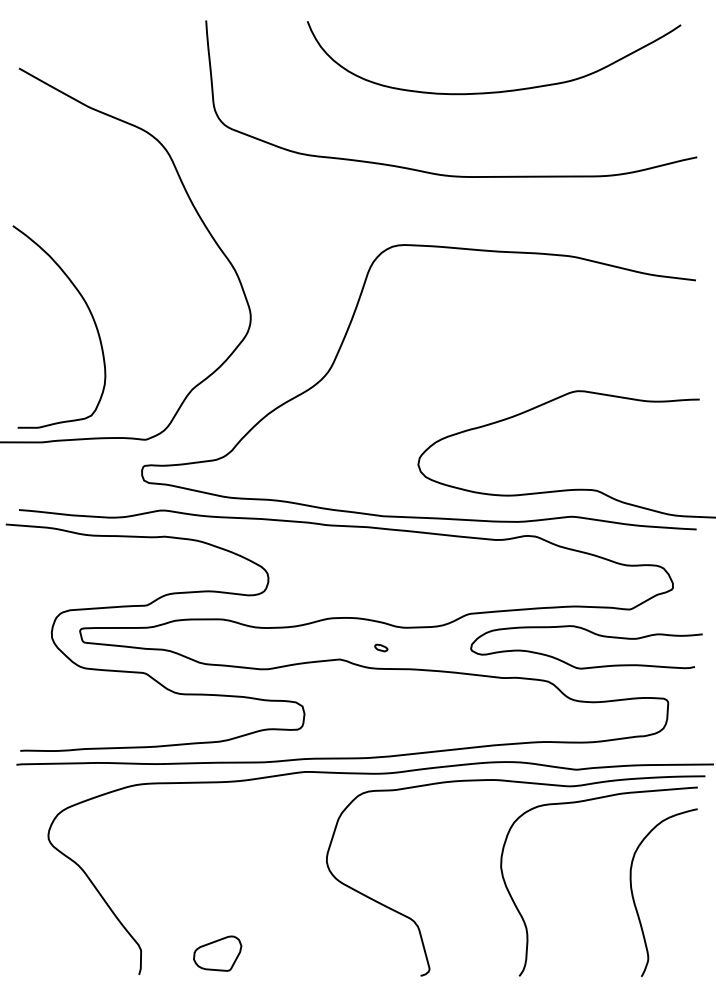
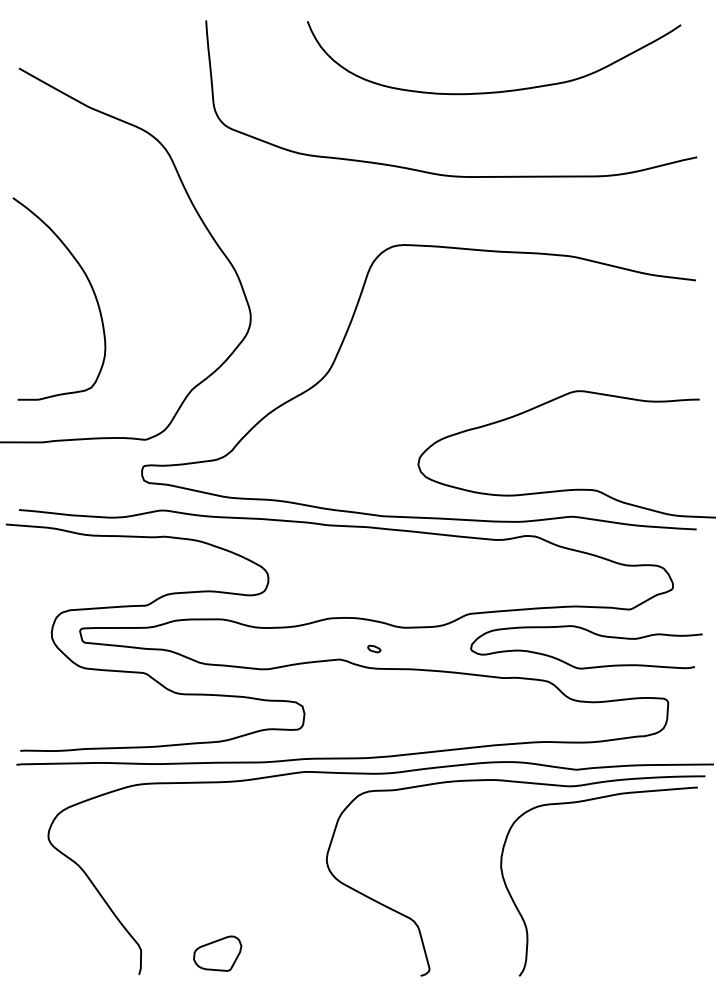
curve position: (89, 312) -> (89, 284) (89, 284)
part position: (381, 647) -> (374, 648) (374, 648)
curve: present -> none (634, 898)
